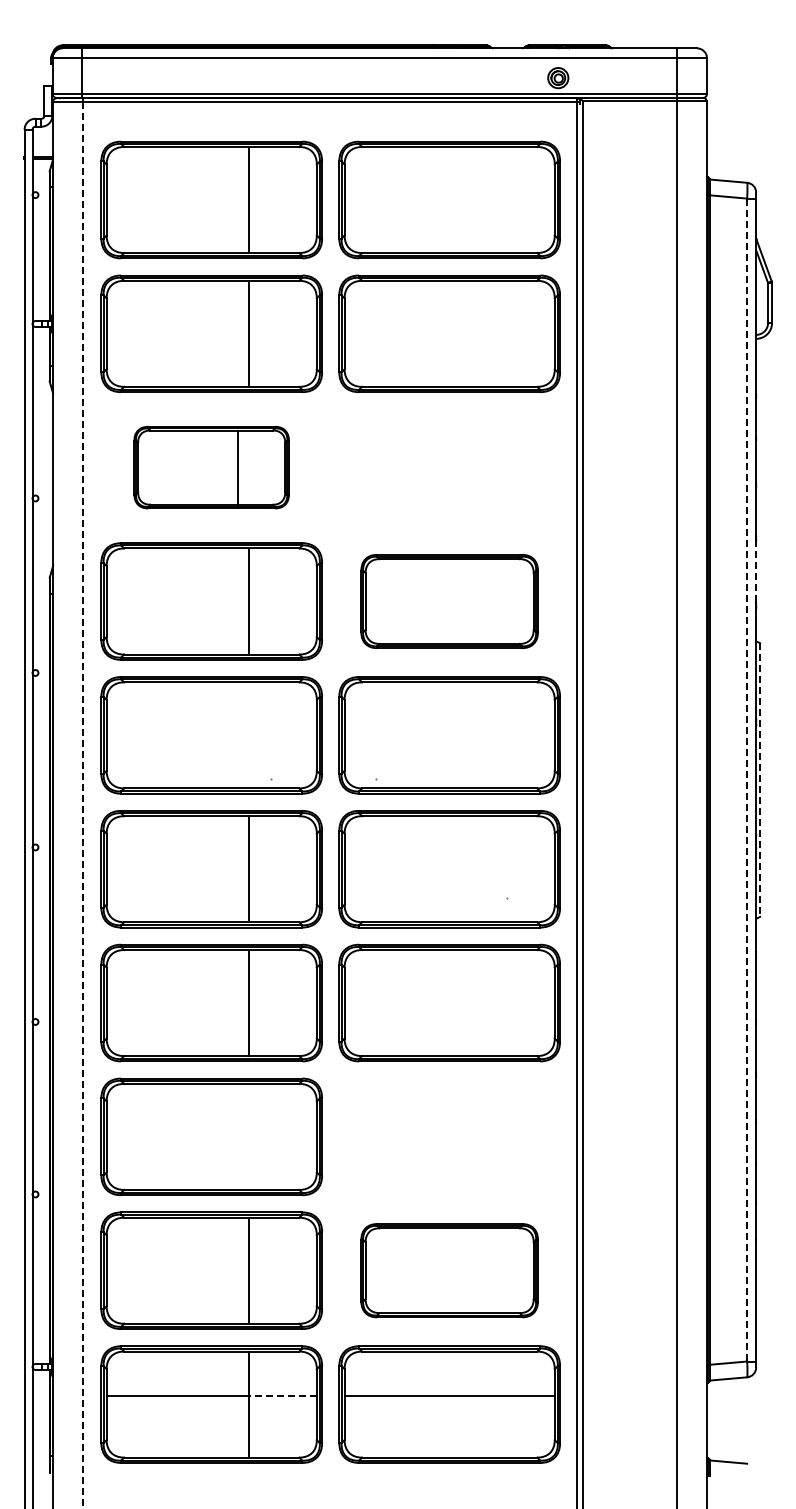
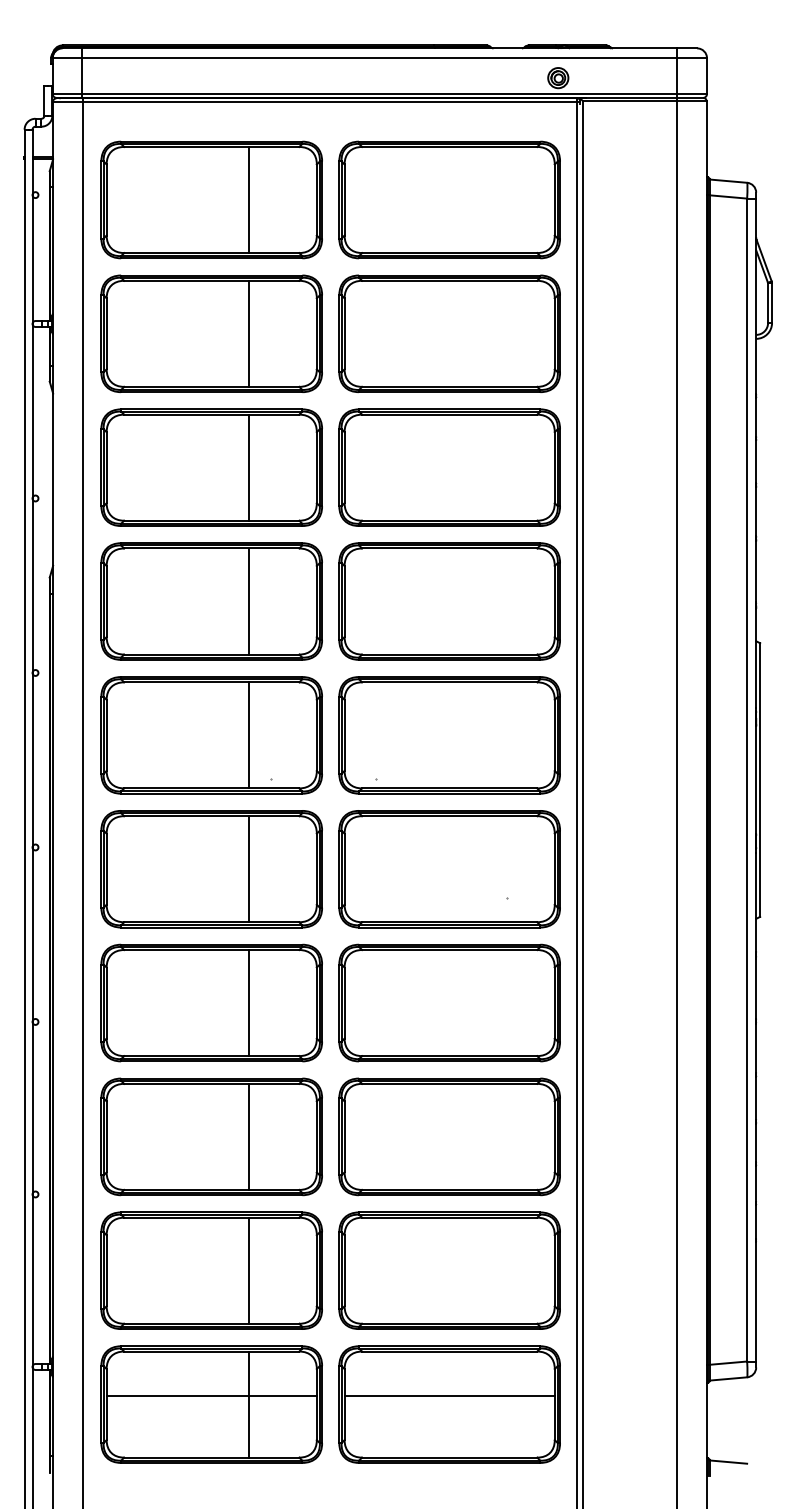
part size: 157x85 px -> 223x119 px (211, 467)
part: none -> present (449, 467)
line: dashed -> solid (756, 570)
part size: 179x96 px -> 223x119 px (449, 601)
line: none -> present (249, 735)
line: dashed -> solid (747, 780)
line: dashed -> solid (760, 780)
line: dashed -> solid (82, 805)
line: none -> present (249, 1136)
part: none -> present (449, 1136)
part size: 179x96 px -> 223x119 px (449, 1270)
line: dashed -> solid (283, 1396)
